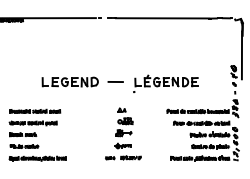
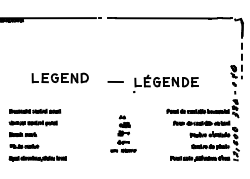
line: solid -> dashed (241, 55)
part position: (69, 81) -> (59, 77) (59, 77)
part size: 37x54 px -> 27x38 px (123, 133)
